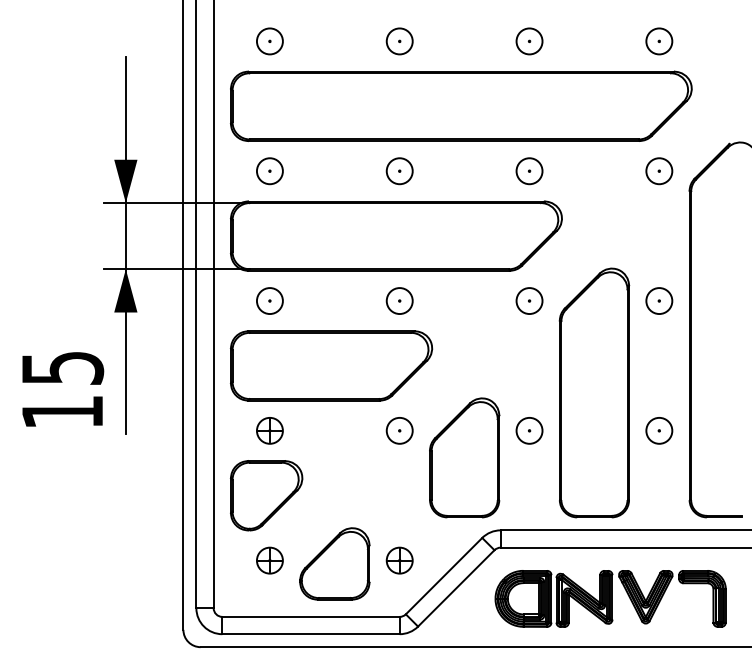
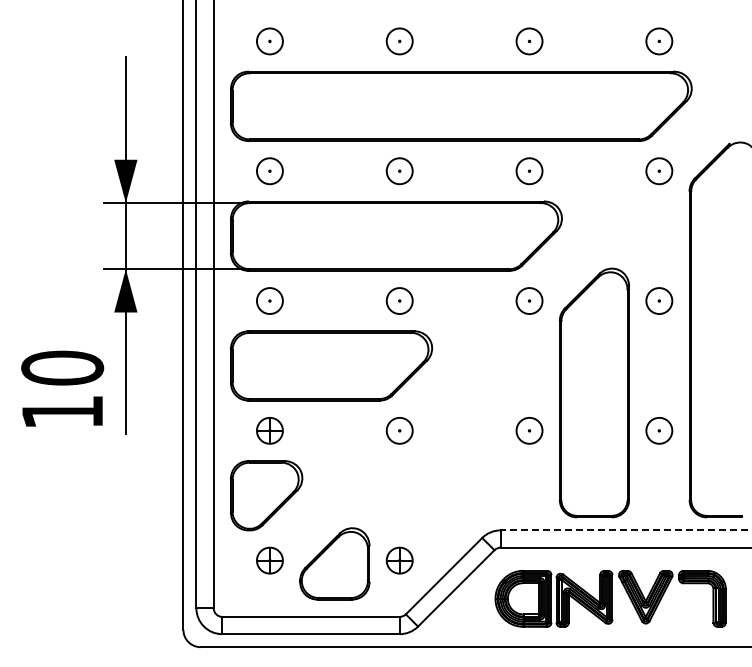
text: 15 -> 10 (62, 367)
part: present -> none (464, 457)
line: solid -> dashed (625, 530)
